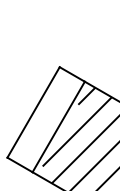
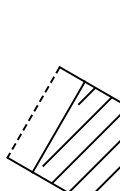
line: solid -> dashed (33, 112)
